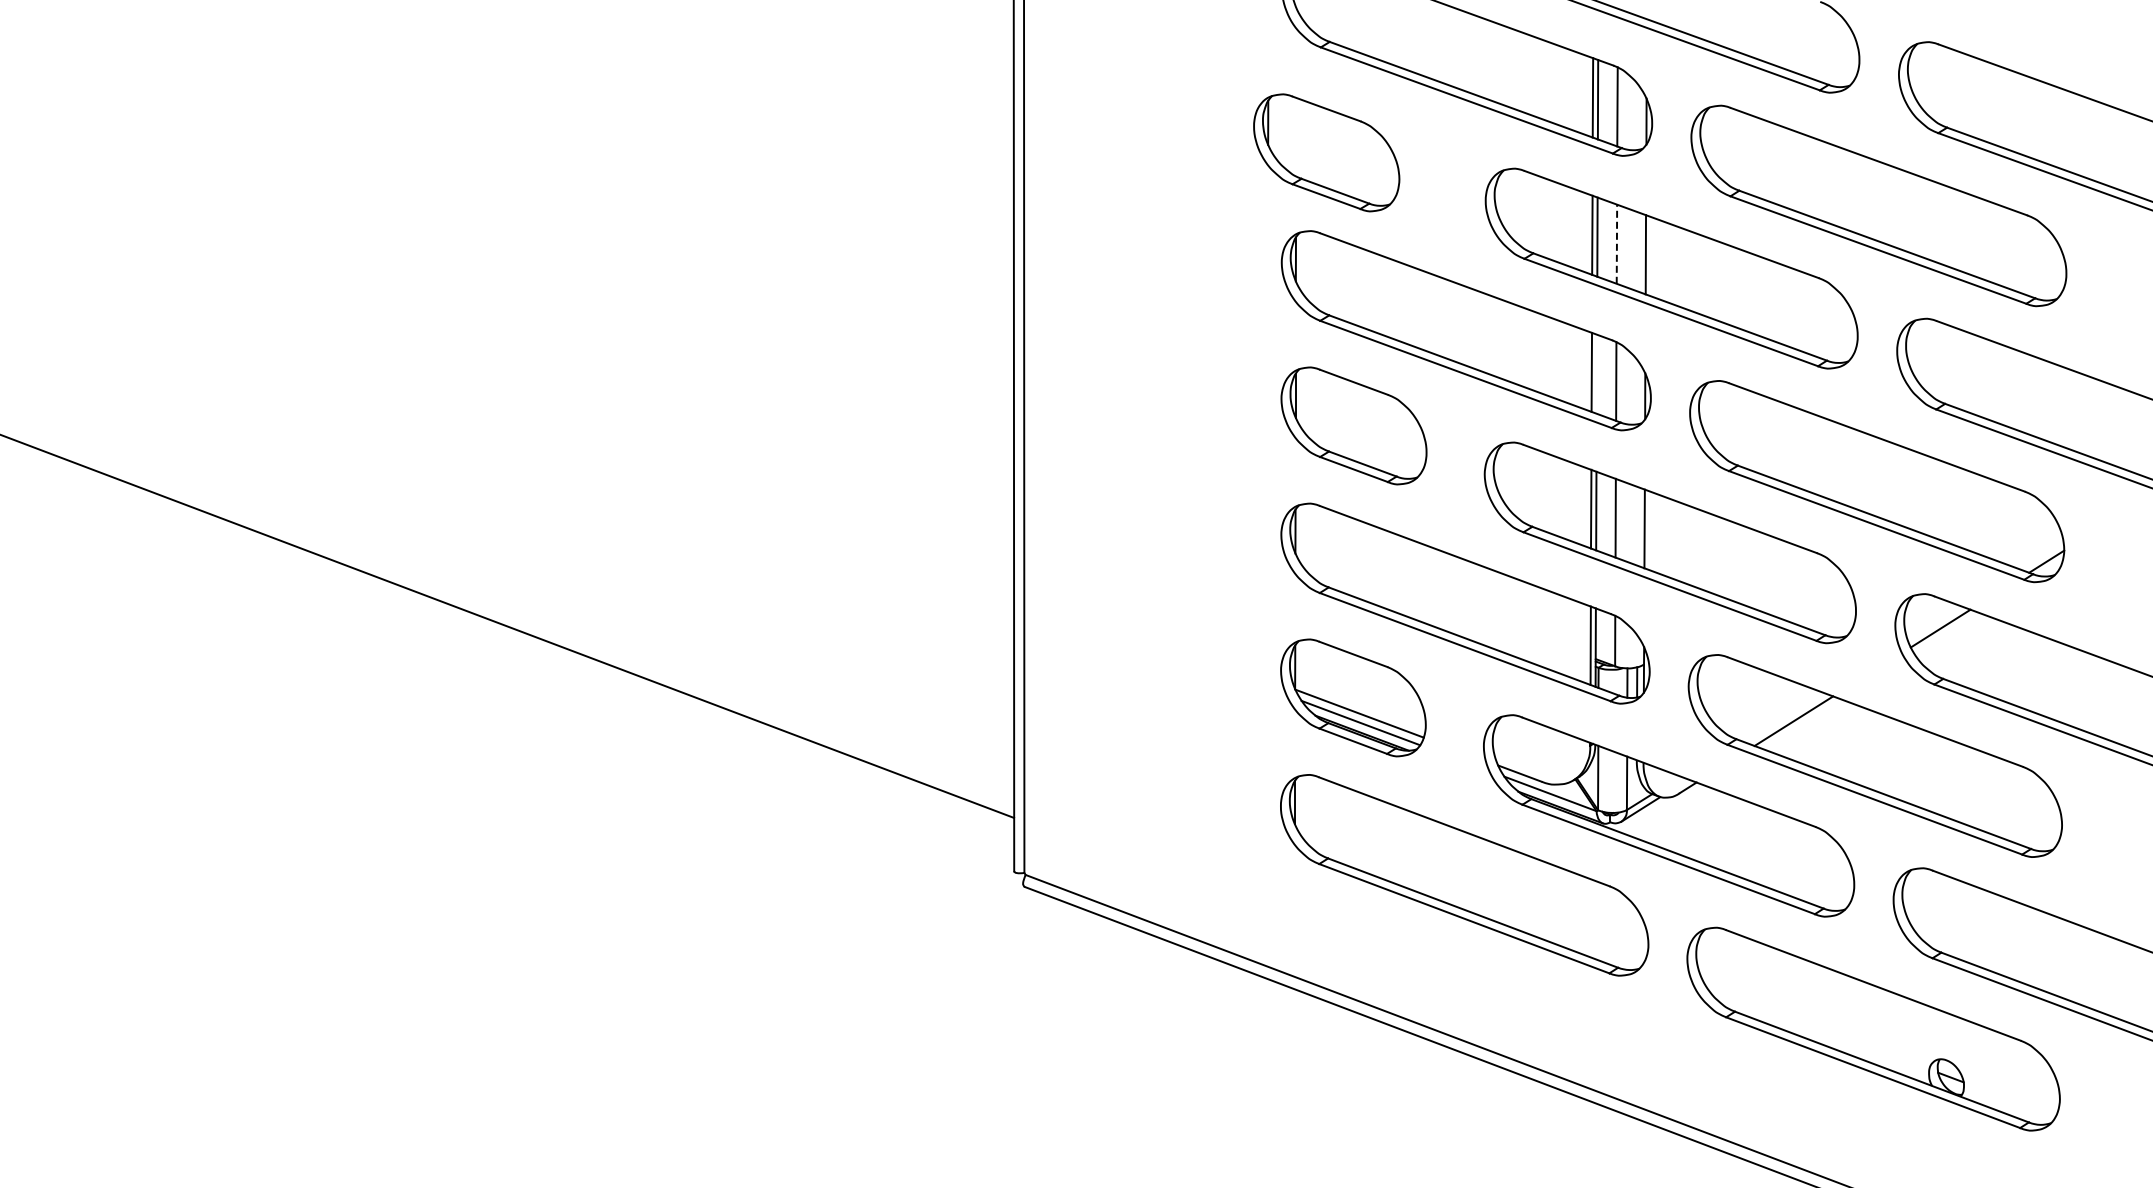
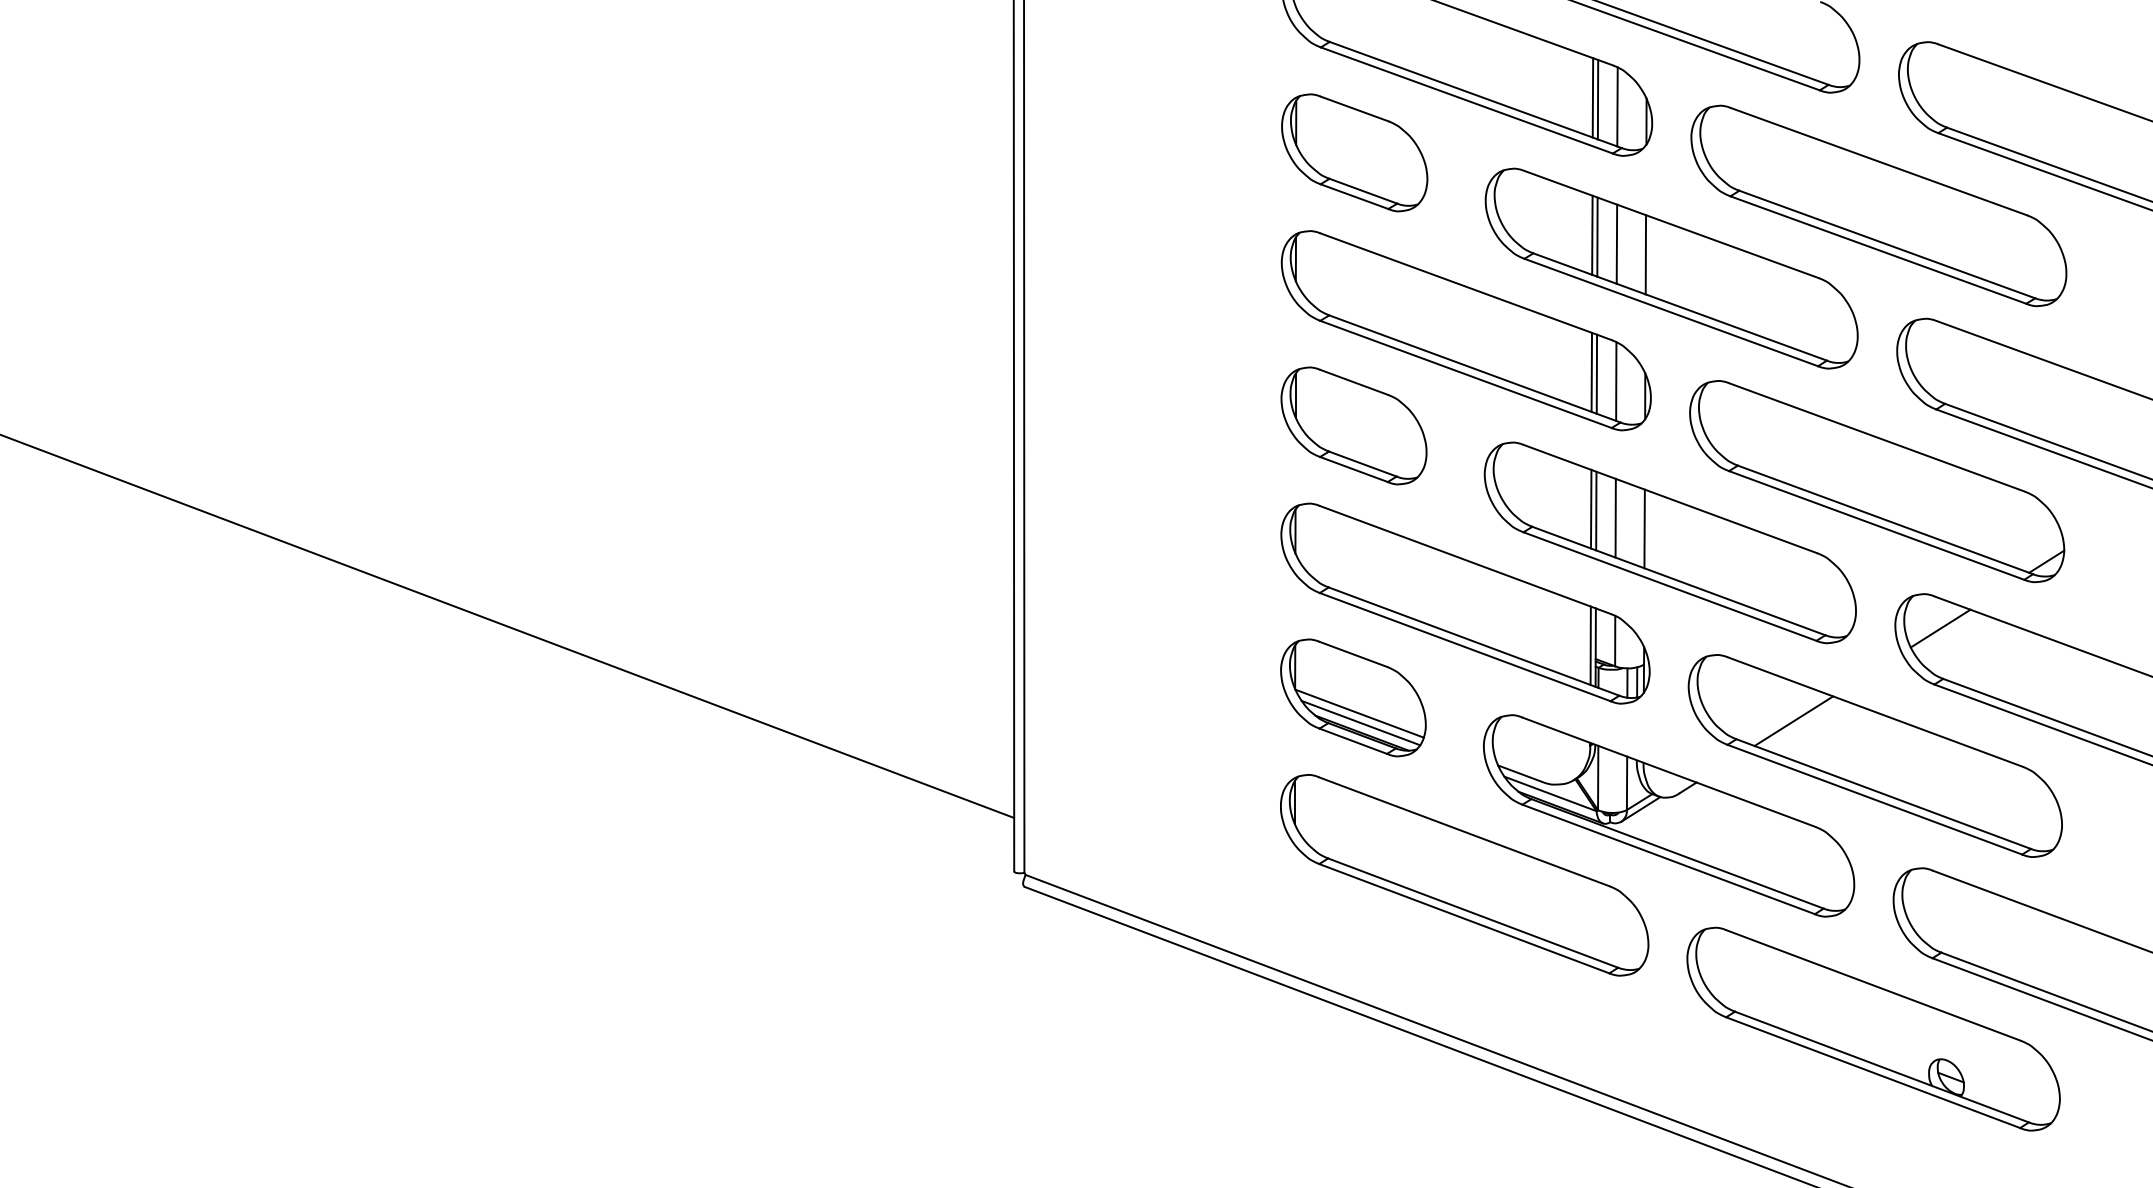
part position: (1326, 152) -> (1354, 152) (1354, 152)
line: dashed -> solid (1616, 244)
line: none -> present (1596, 373)
